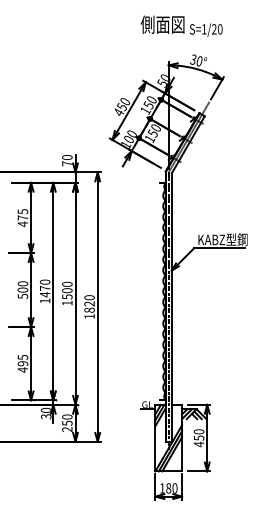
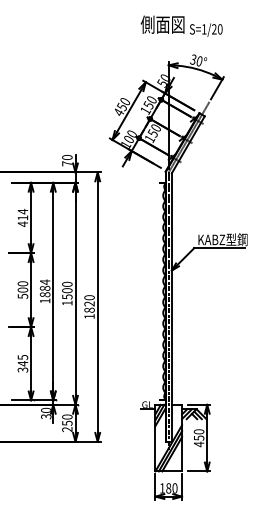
text: 475 -> 414 (22, 214)
text: 1470 -> 1884 (44, 288)
text: 495 -> 345 (22, 366)
